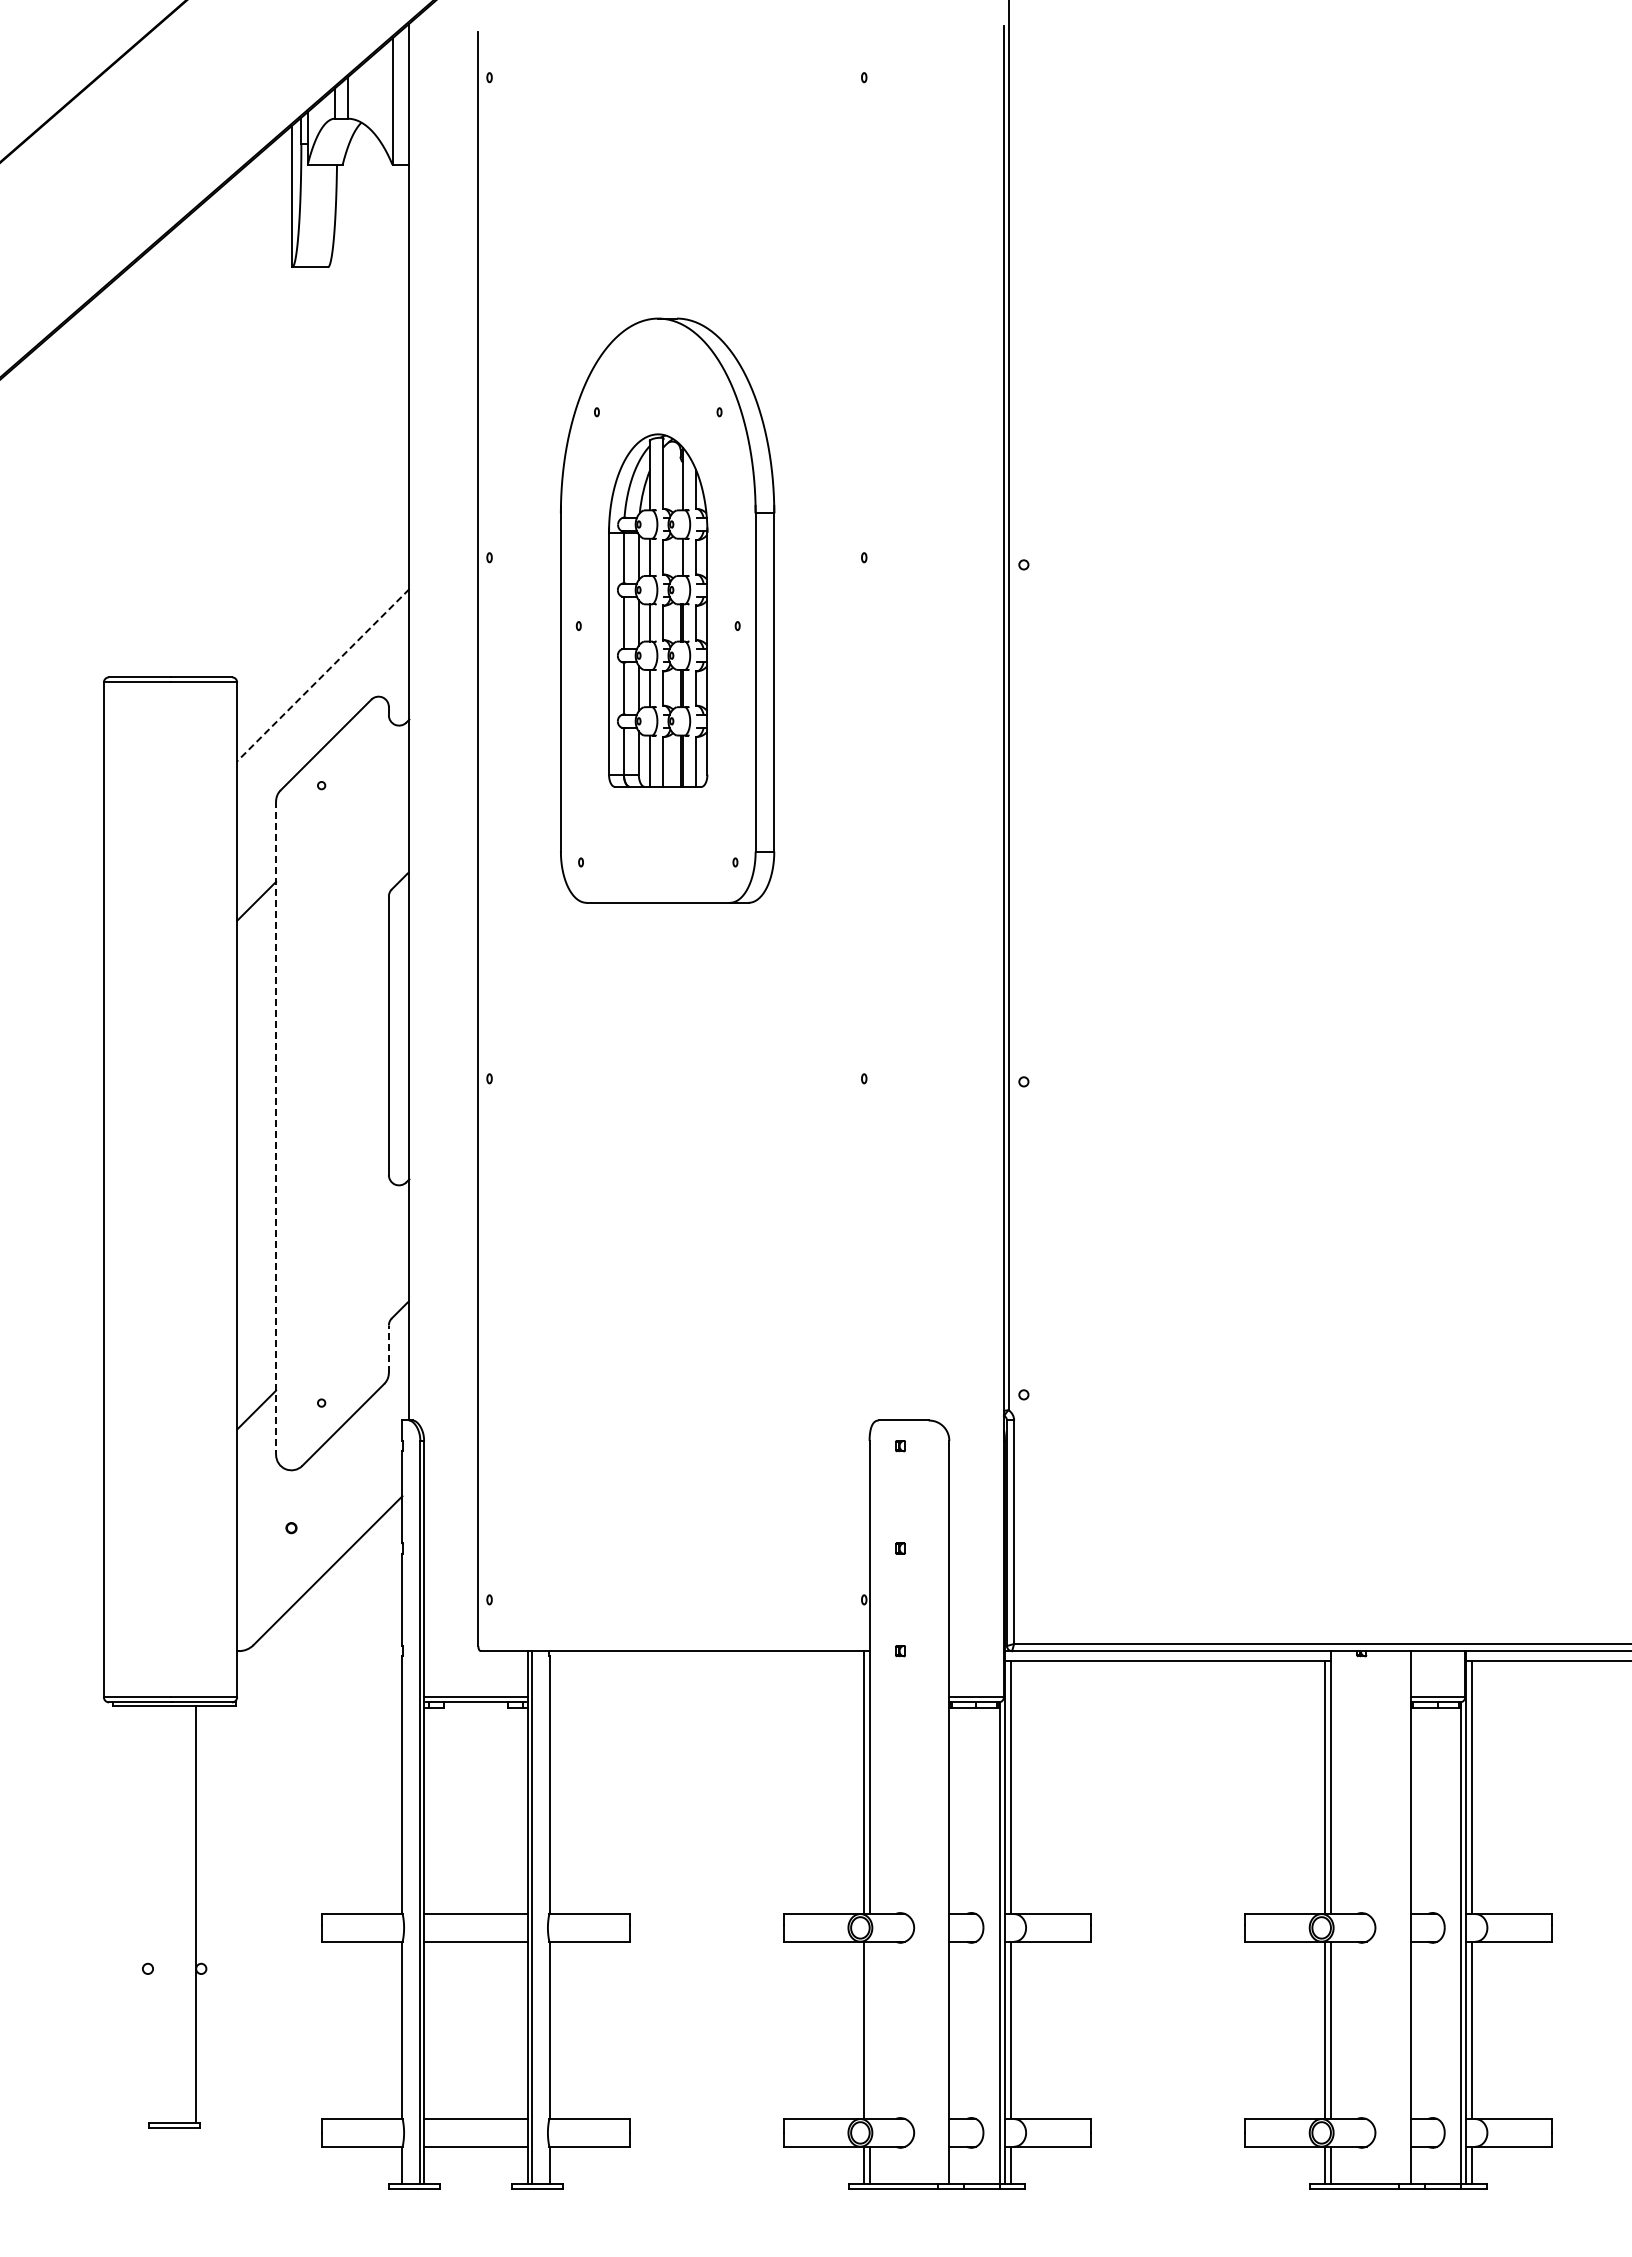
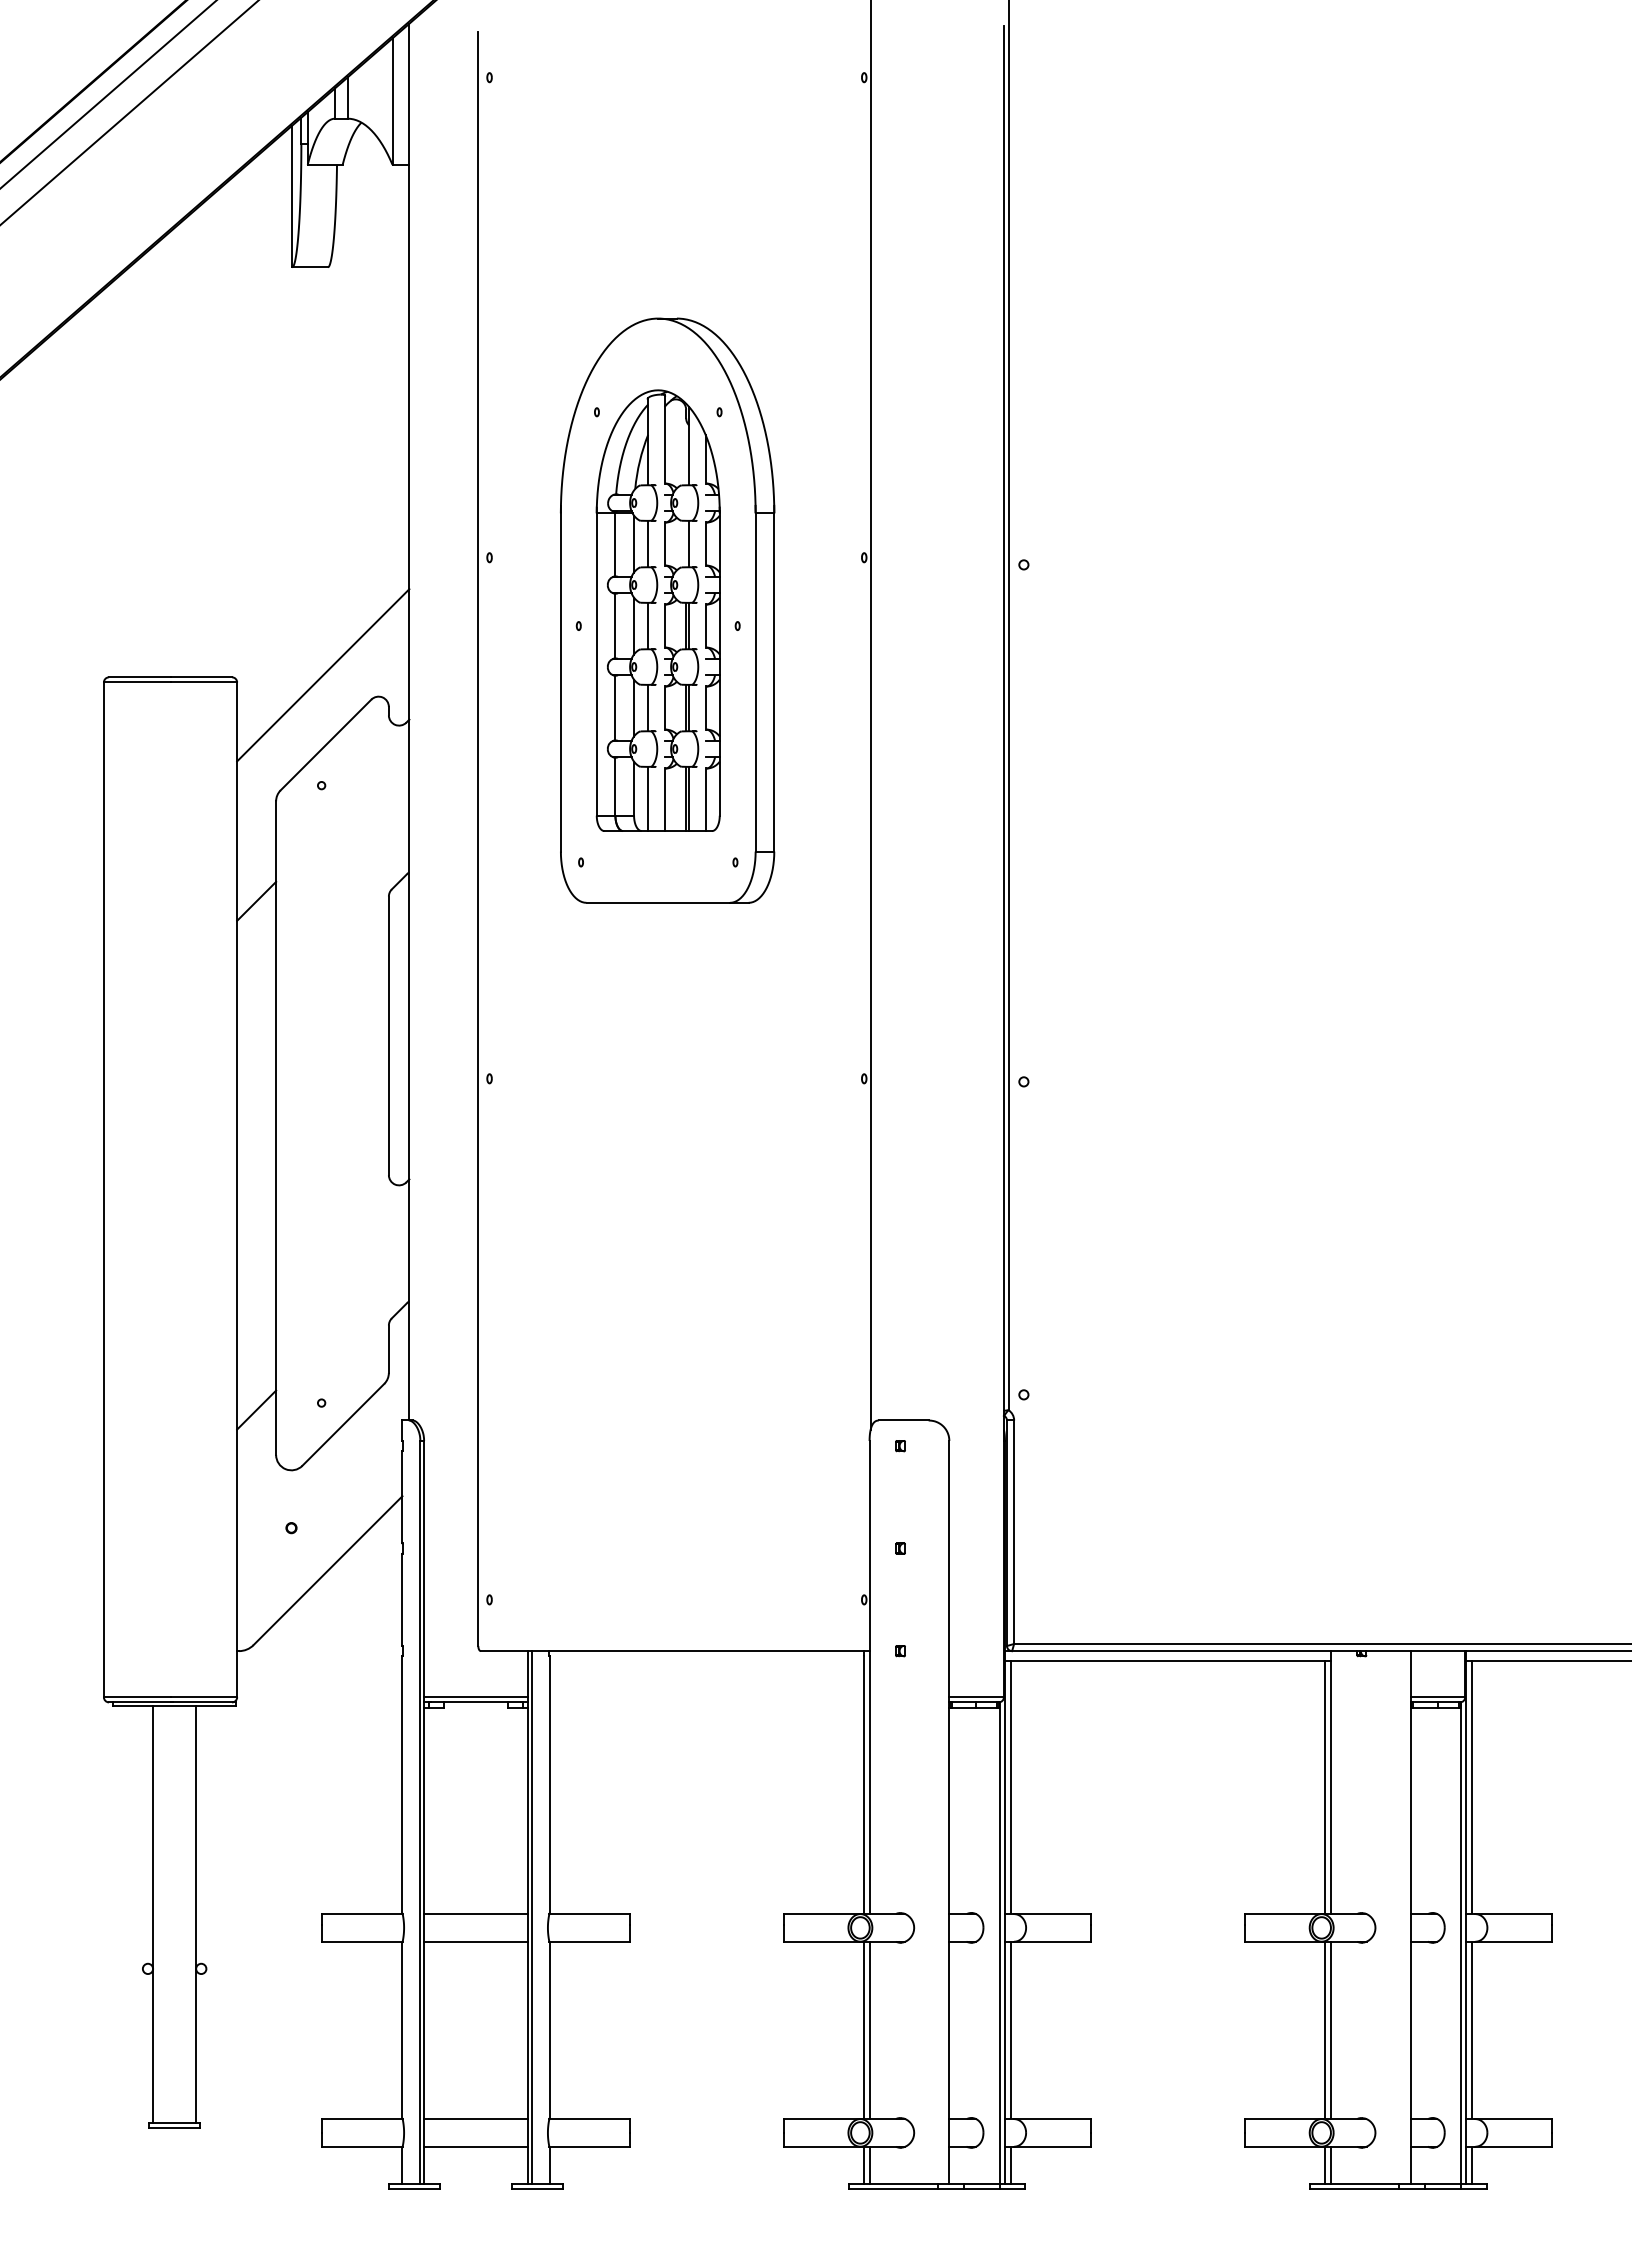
line: none -> present (108, 94)
line: none -> present (129, 112)
part size: 101x355 px -> 126x443 px (657, 610)
line: dashed -> solid (323, 675)
line: none -> present (870, 715)
line: dashed -> solid (276, 1128)
line: dashed -> solid (388, 1349)
line: none -> present (153, 1914)
line: none -> present (869, 2030)
